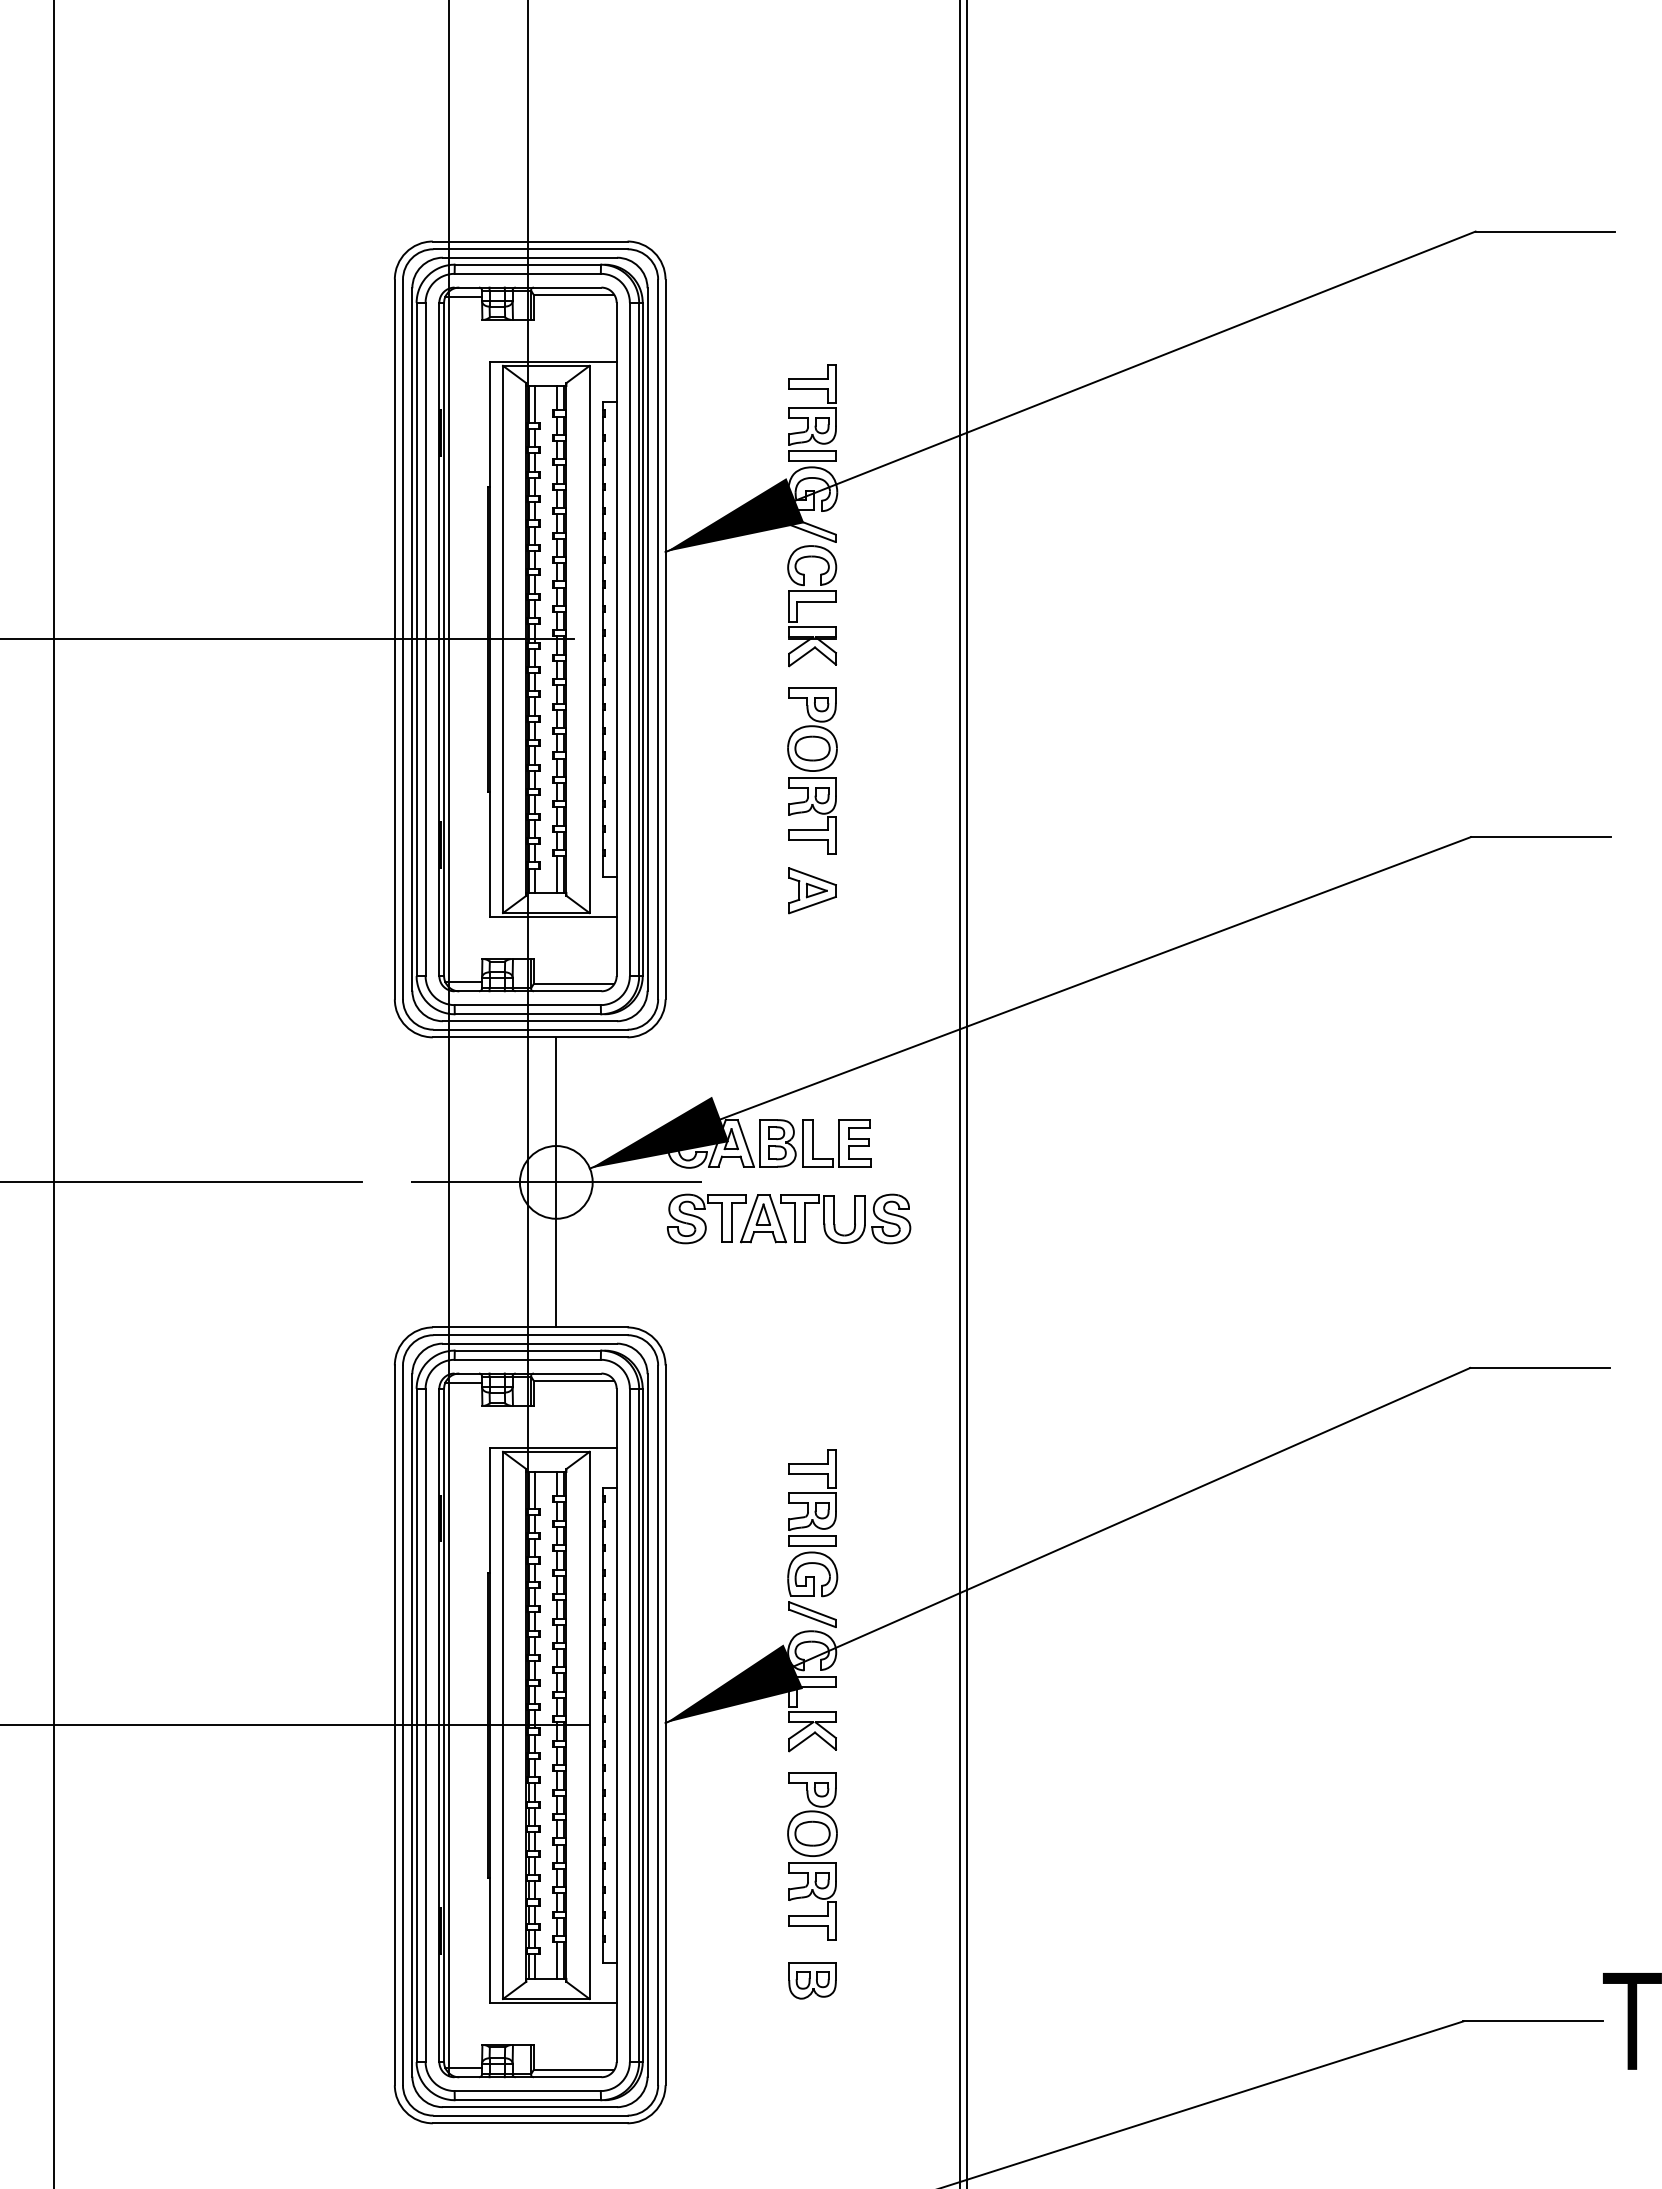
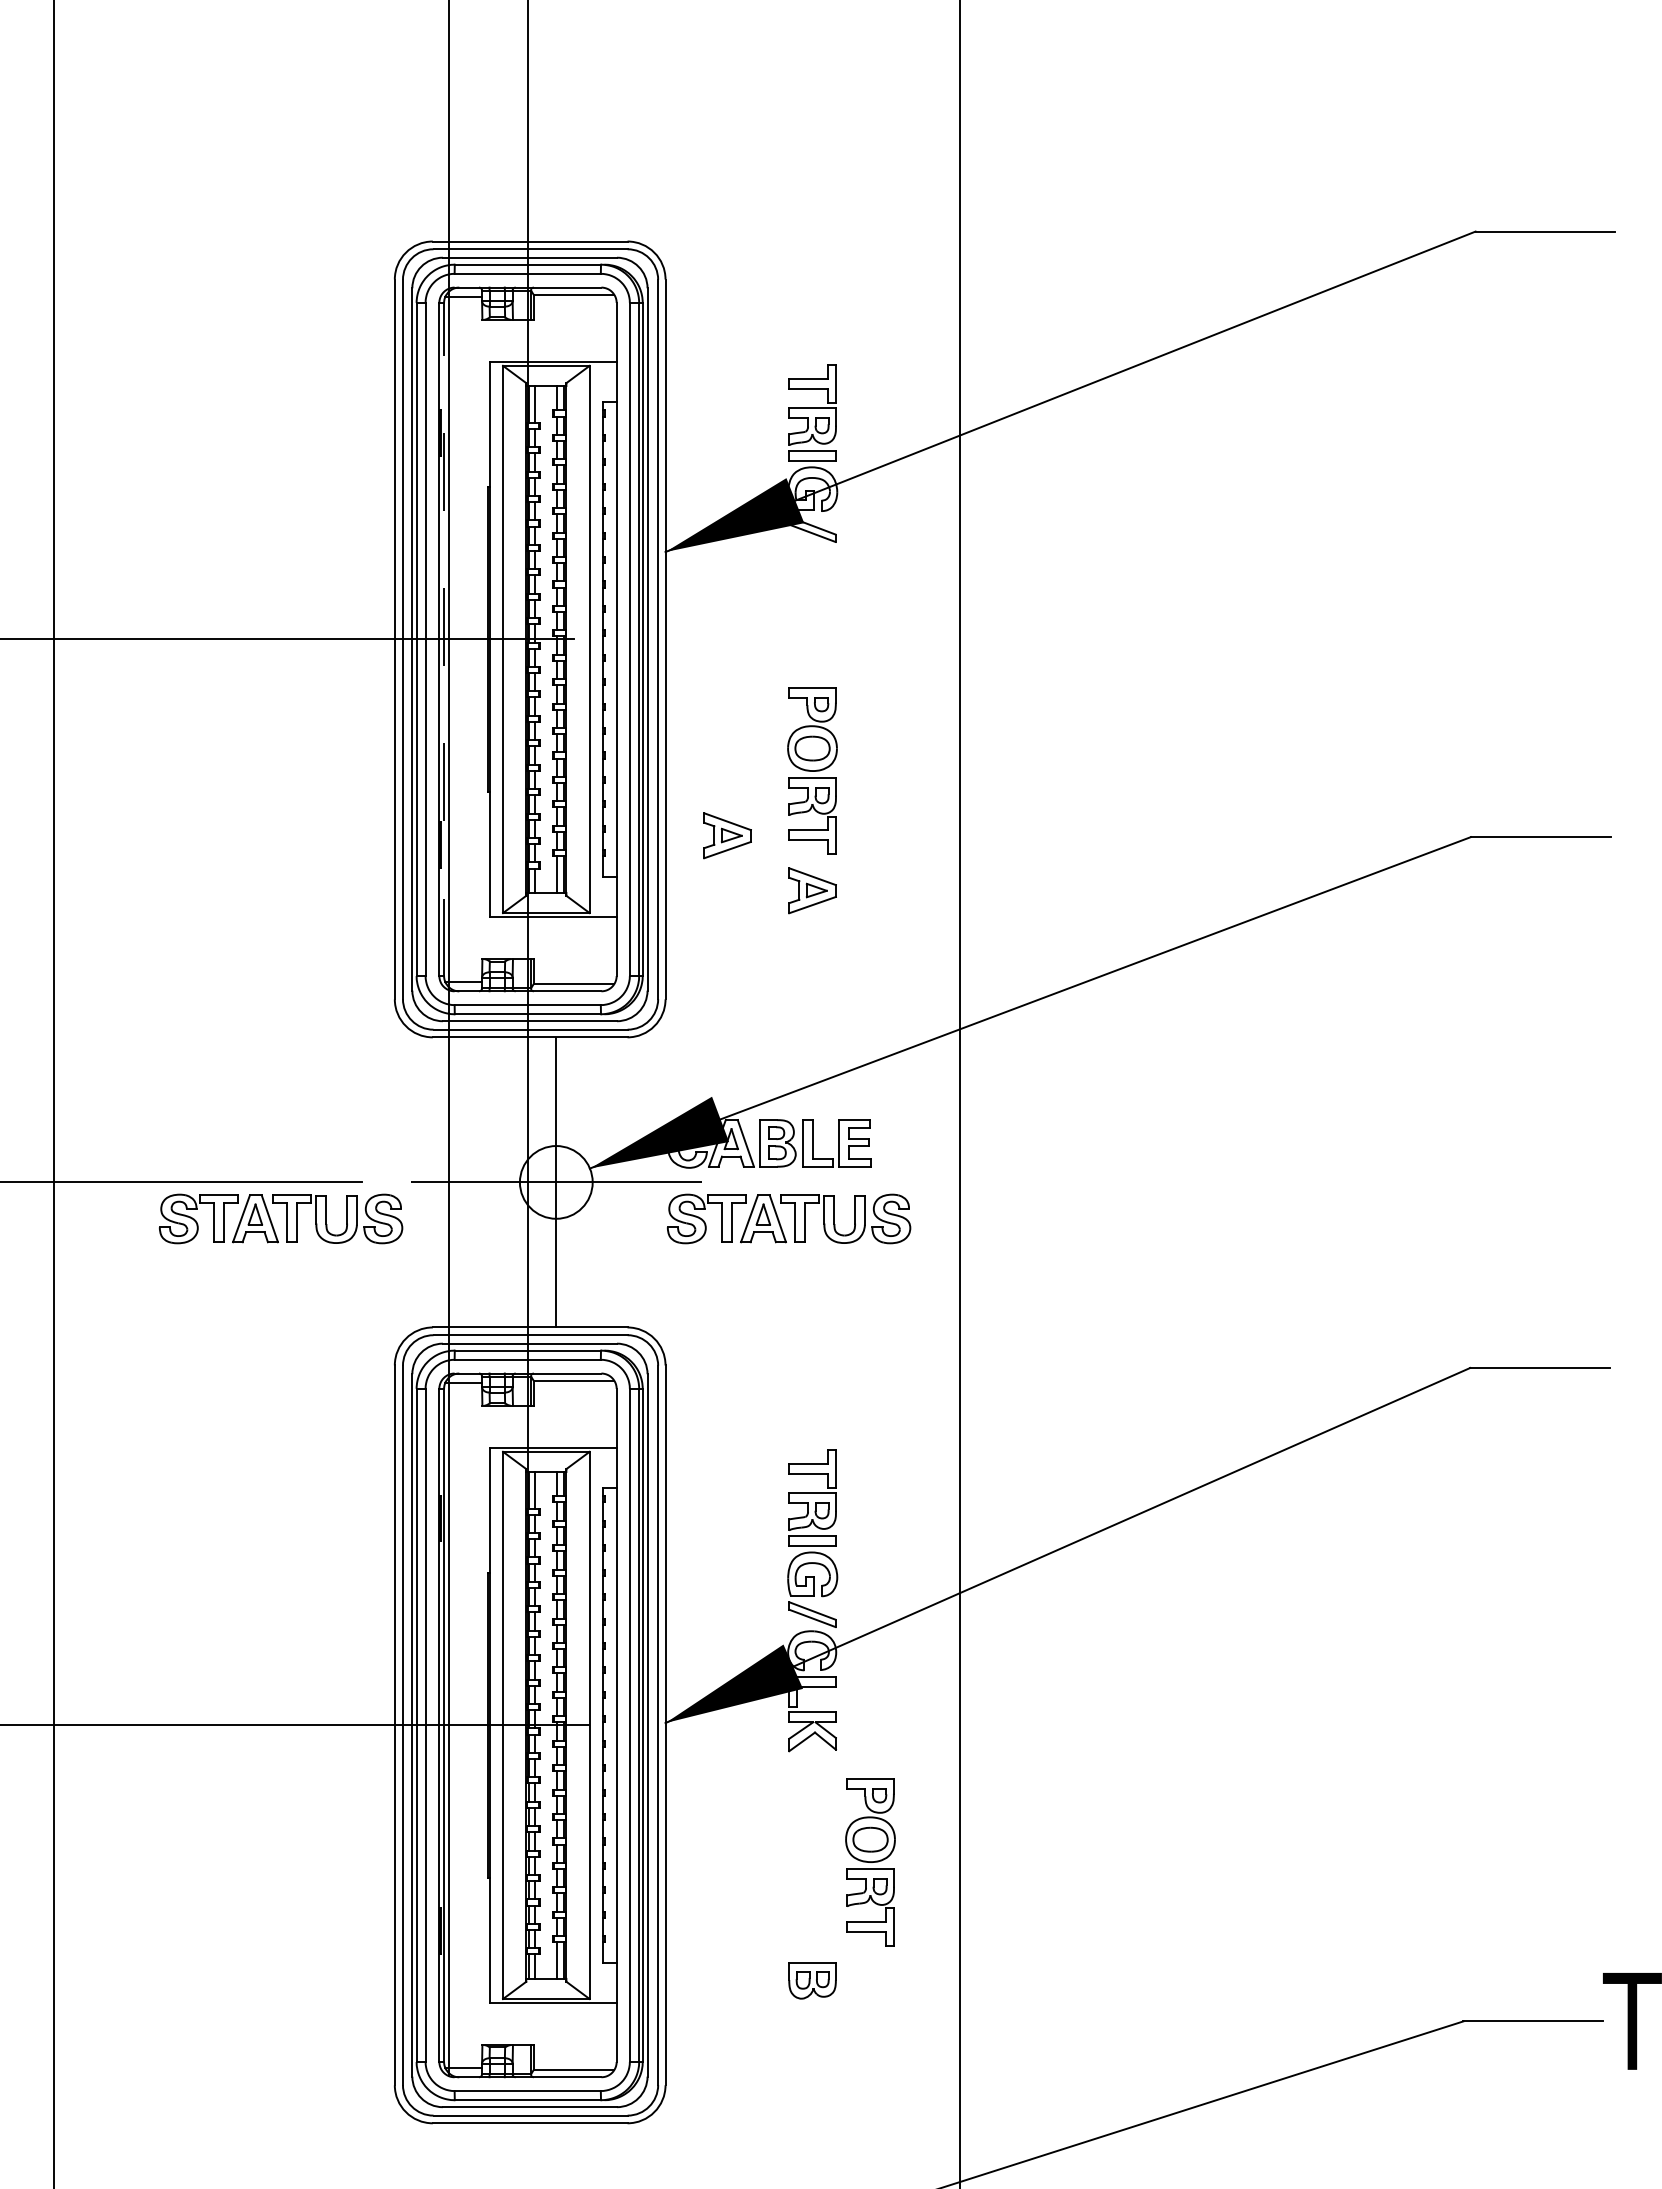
part: present -> none (812, 606)
line: solid -> dashed (444, 639)
part: none -> present (727, 835)
line: present -> none (967, 1093)
part: none -> present (281, 1218)
part position: (812, 1856) -> (870, 1862) (870, 1862)
